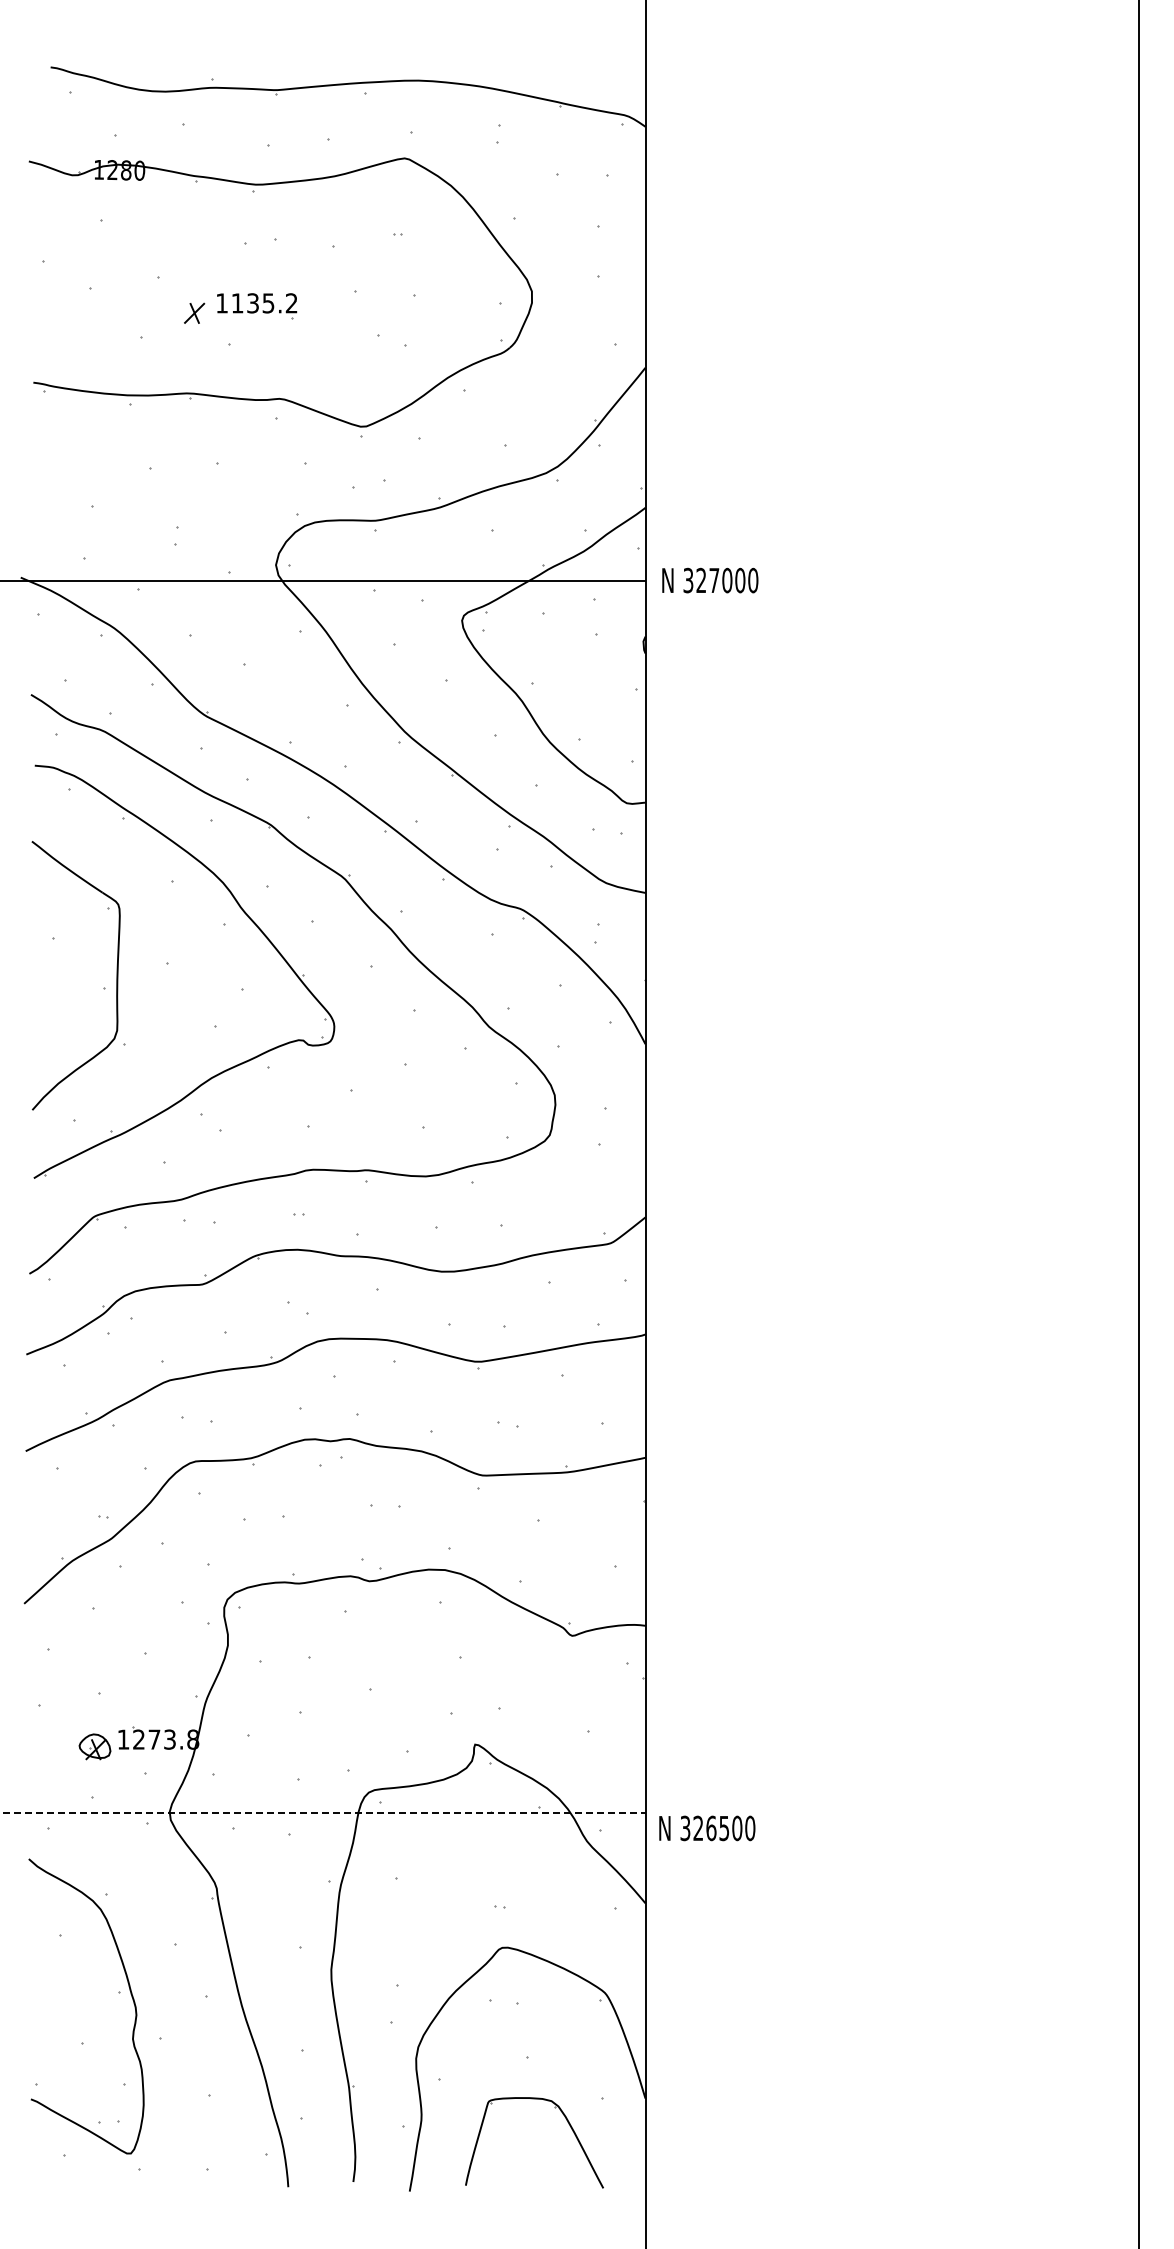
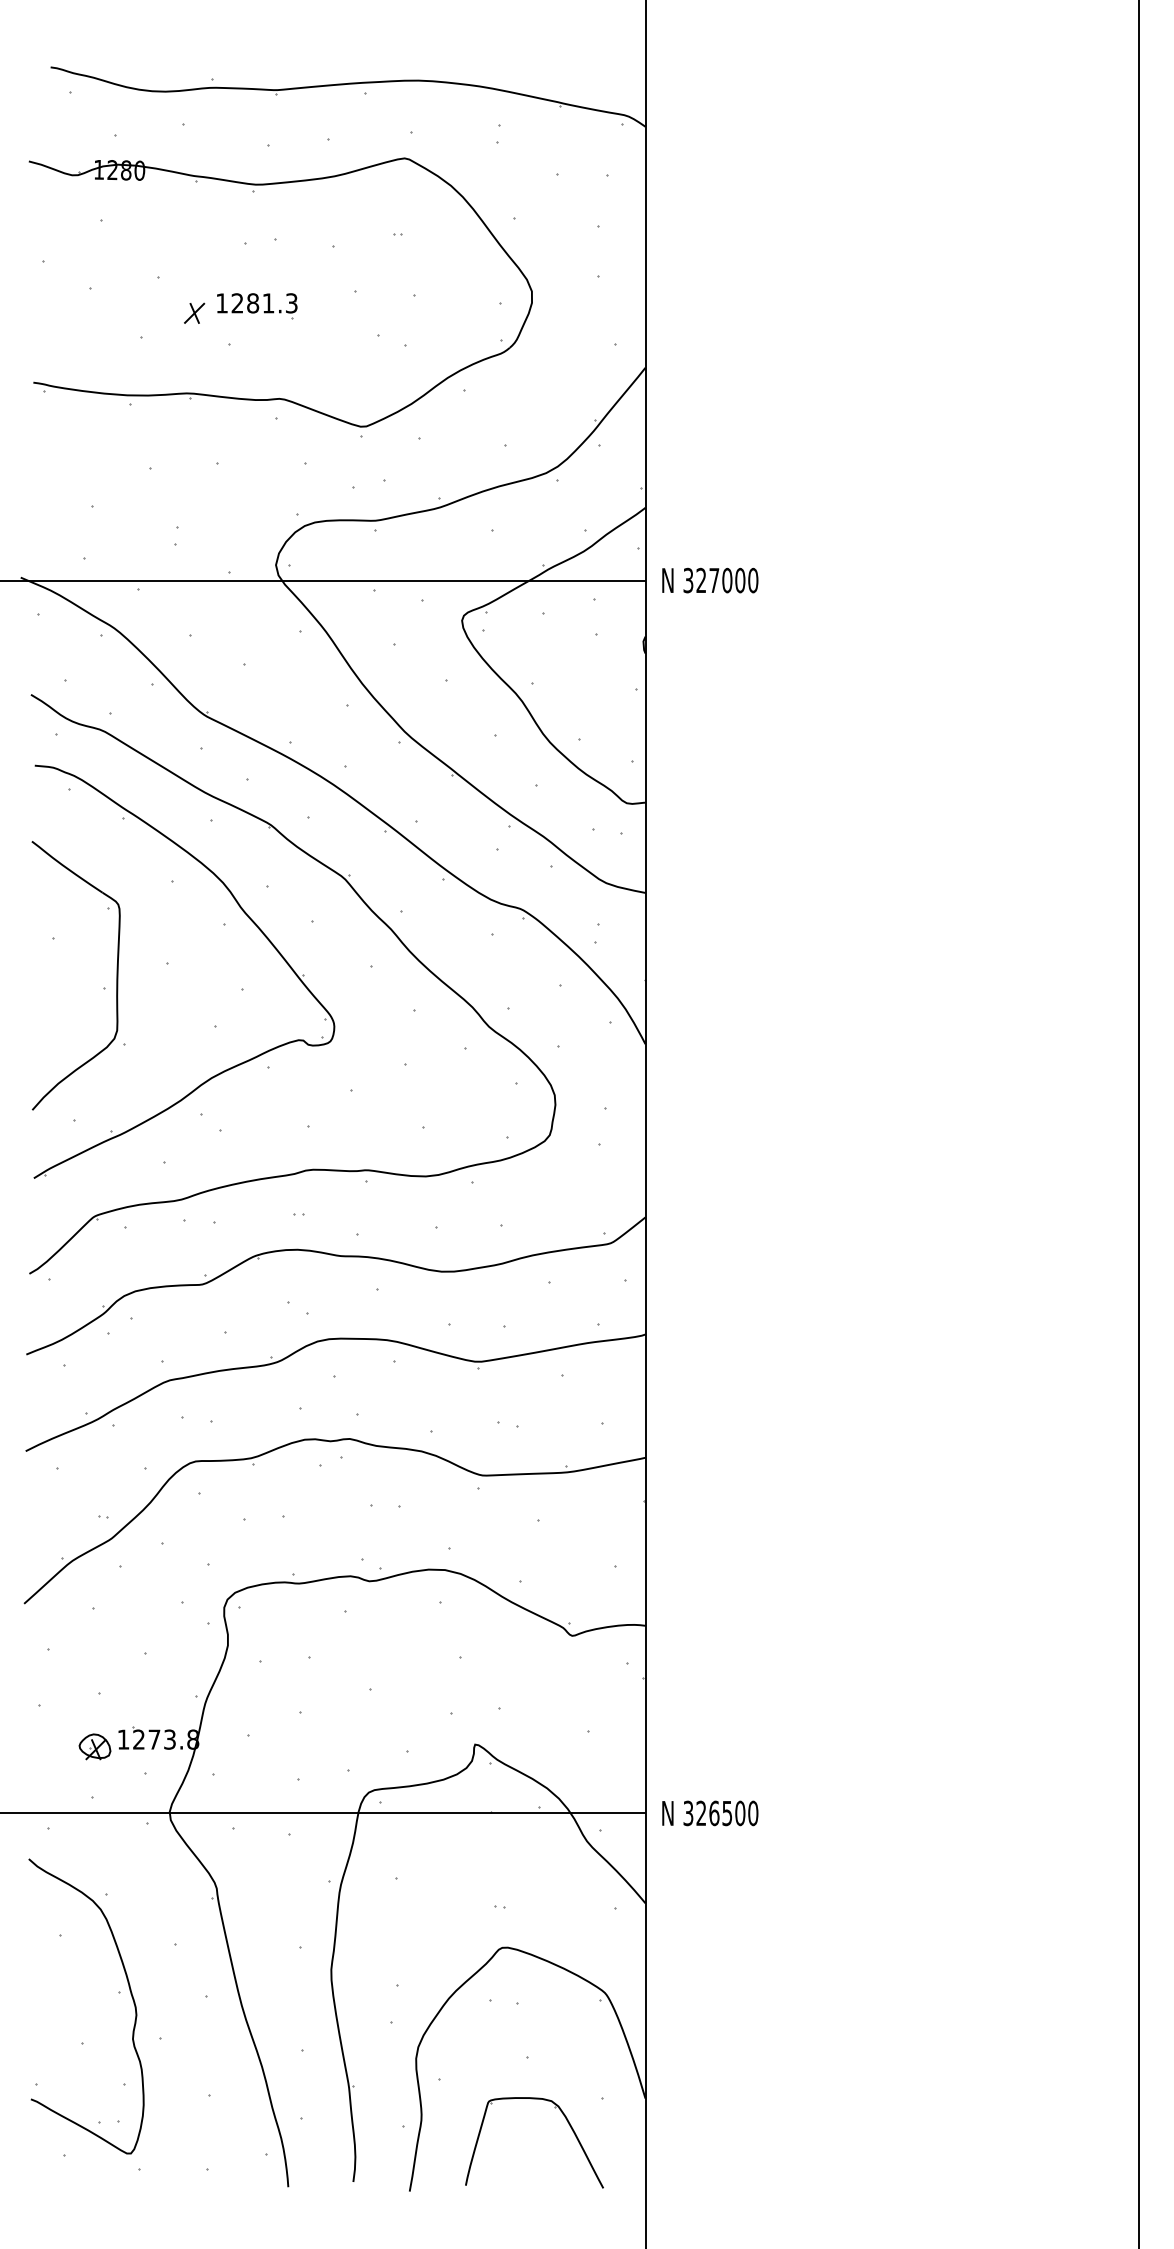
text: 1135.2 -> 1281.3 (264, 303)
line: dashed -> solid (322, 1813)
text position: (707, 1828) -> (710, 1813) (710, 1813)
